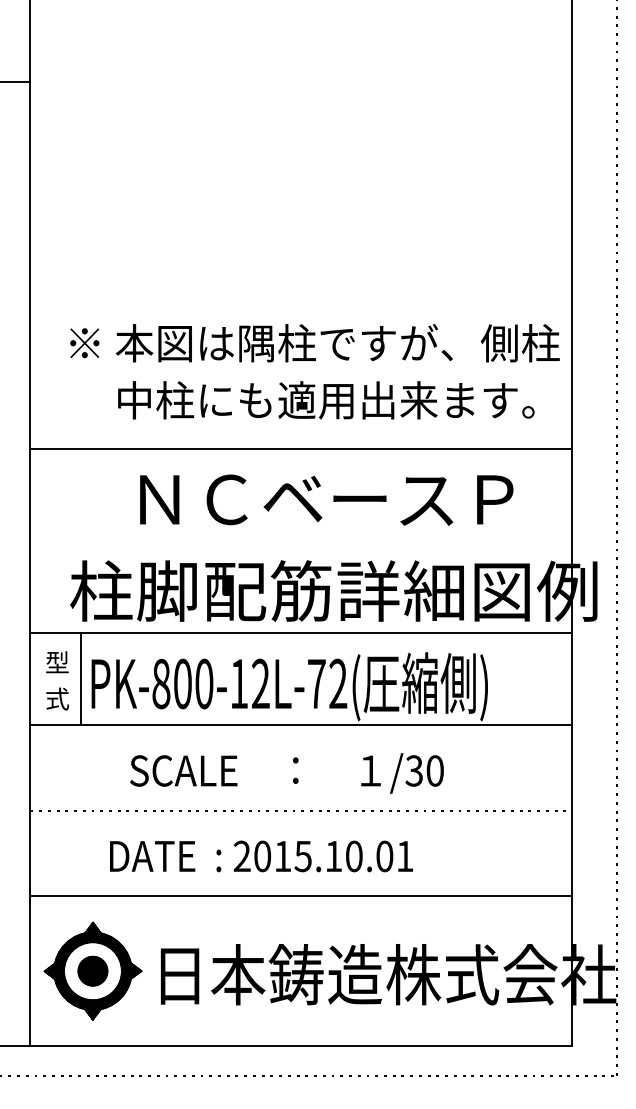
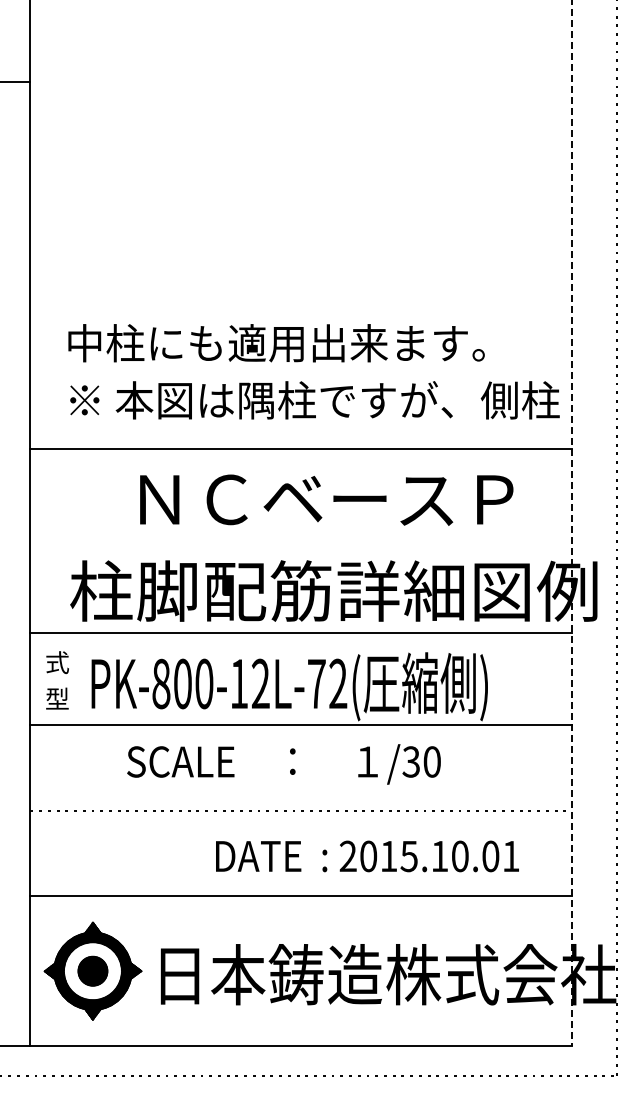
text: ※ 本図は隅柱ですが、側柱 -> 中柱にも適用出来ます。 (313, 343)
text: 中柱にも適用出来ます。 -> ※ 本図は隅柱ですが、側柱 (314, 400)
line: solid -> dashed (571, 523)
text: 型 -> 式 (57, 662)
line: present -> none (81, 679)
text: 式 -> 型 (57, 698)
text position: (286, 773) -> (283, 764) (283, 764)
text position: (261, 856) -> (367, 856) (367, 856)
